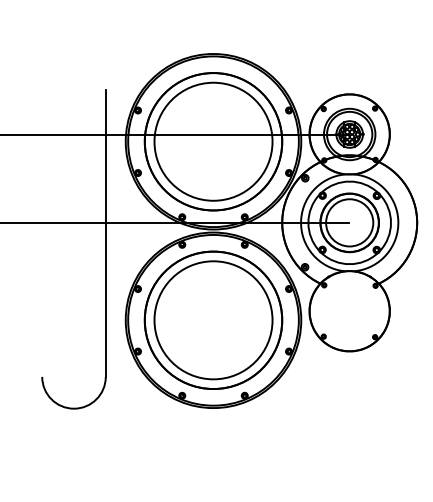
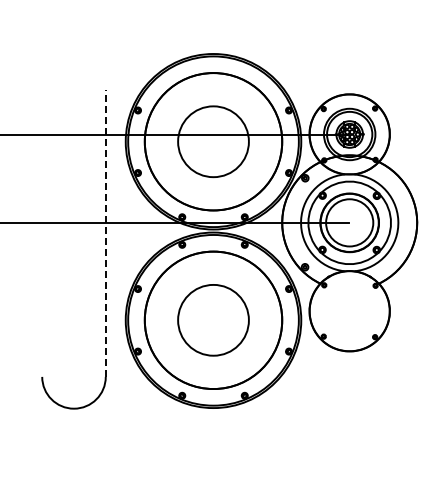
circle diameter: 118 px -> 71 px (213, 141)
line: solid -> dashed (105, 233)
circle diameter: 118 px -> 71 px (213, 319)
